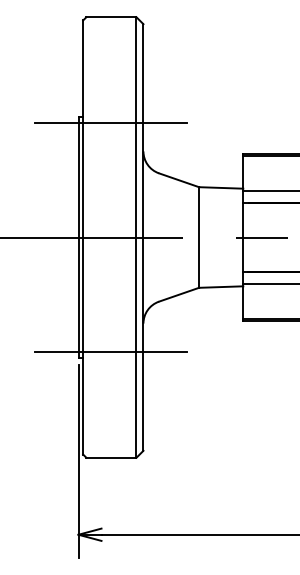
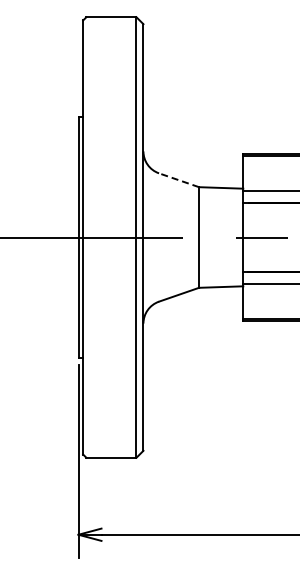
line: present -> none (110, 122)
line: solid -> dashed (178, 180)
line: present -> none (110, 352)
